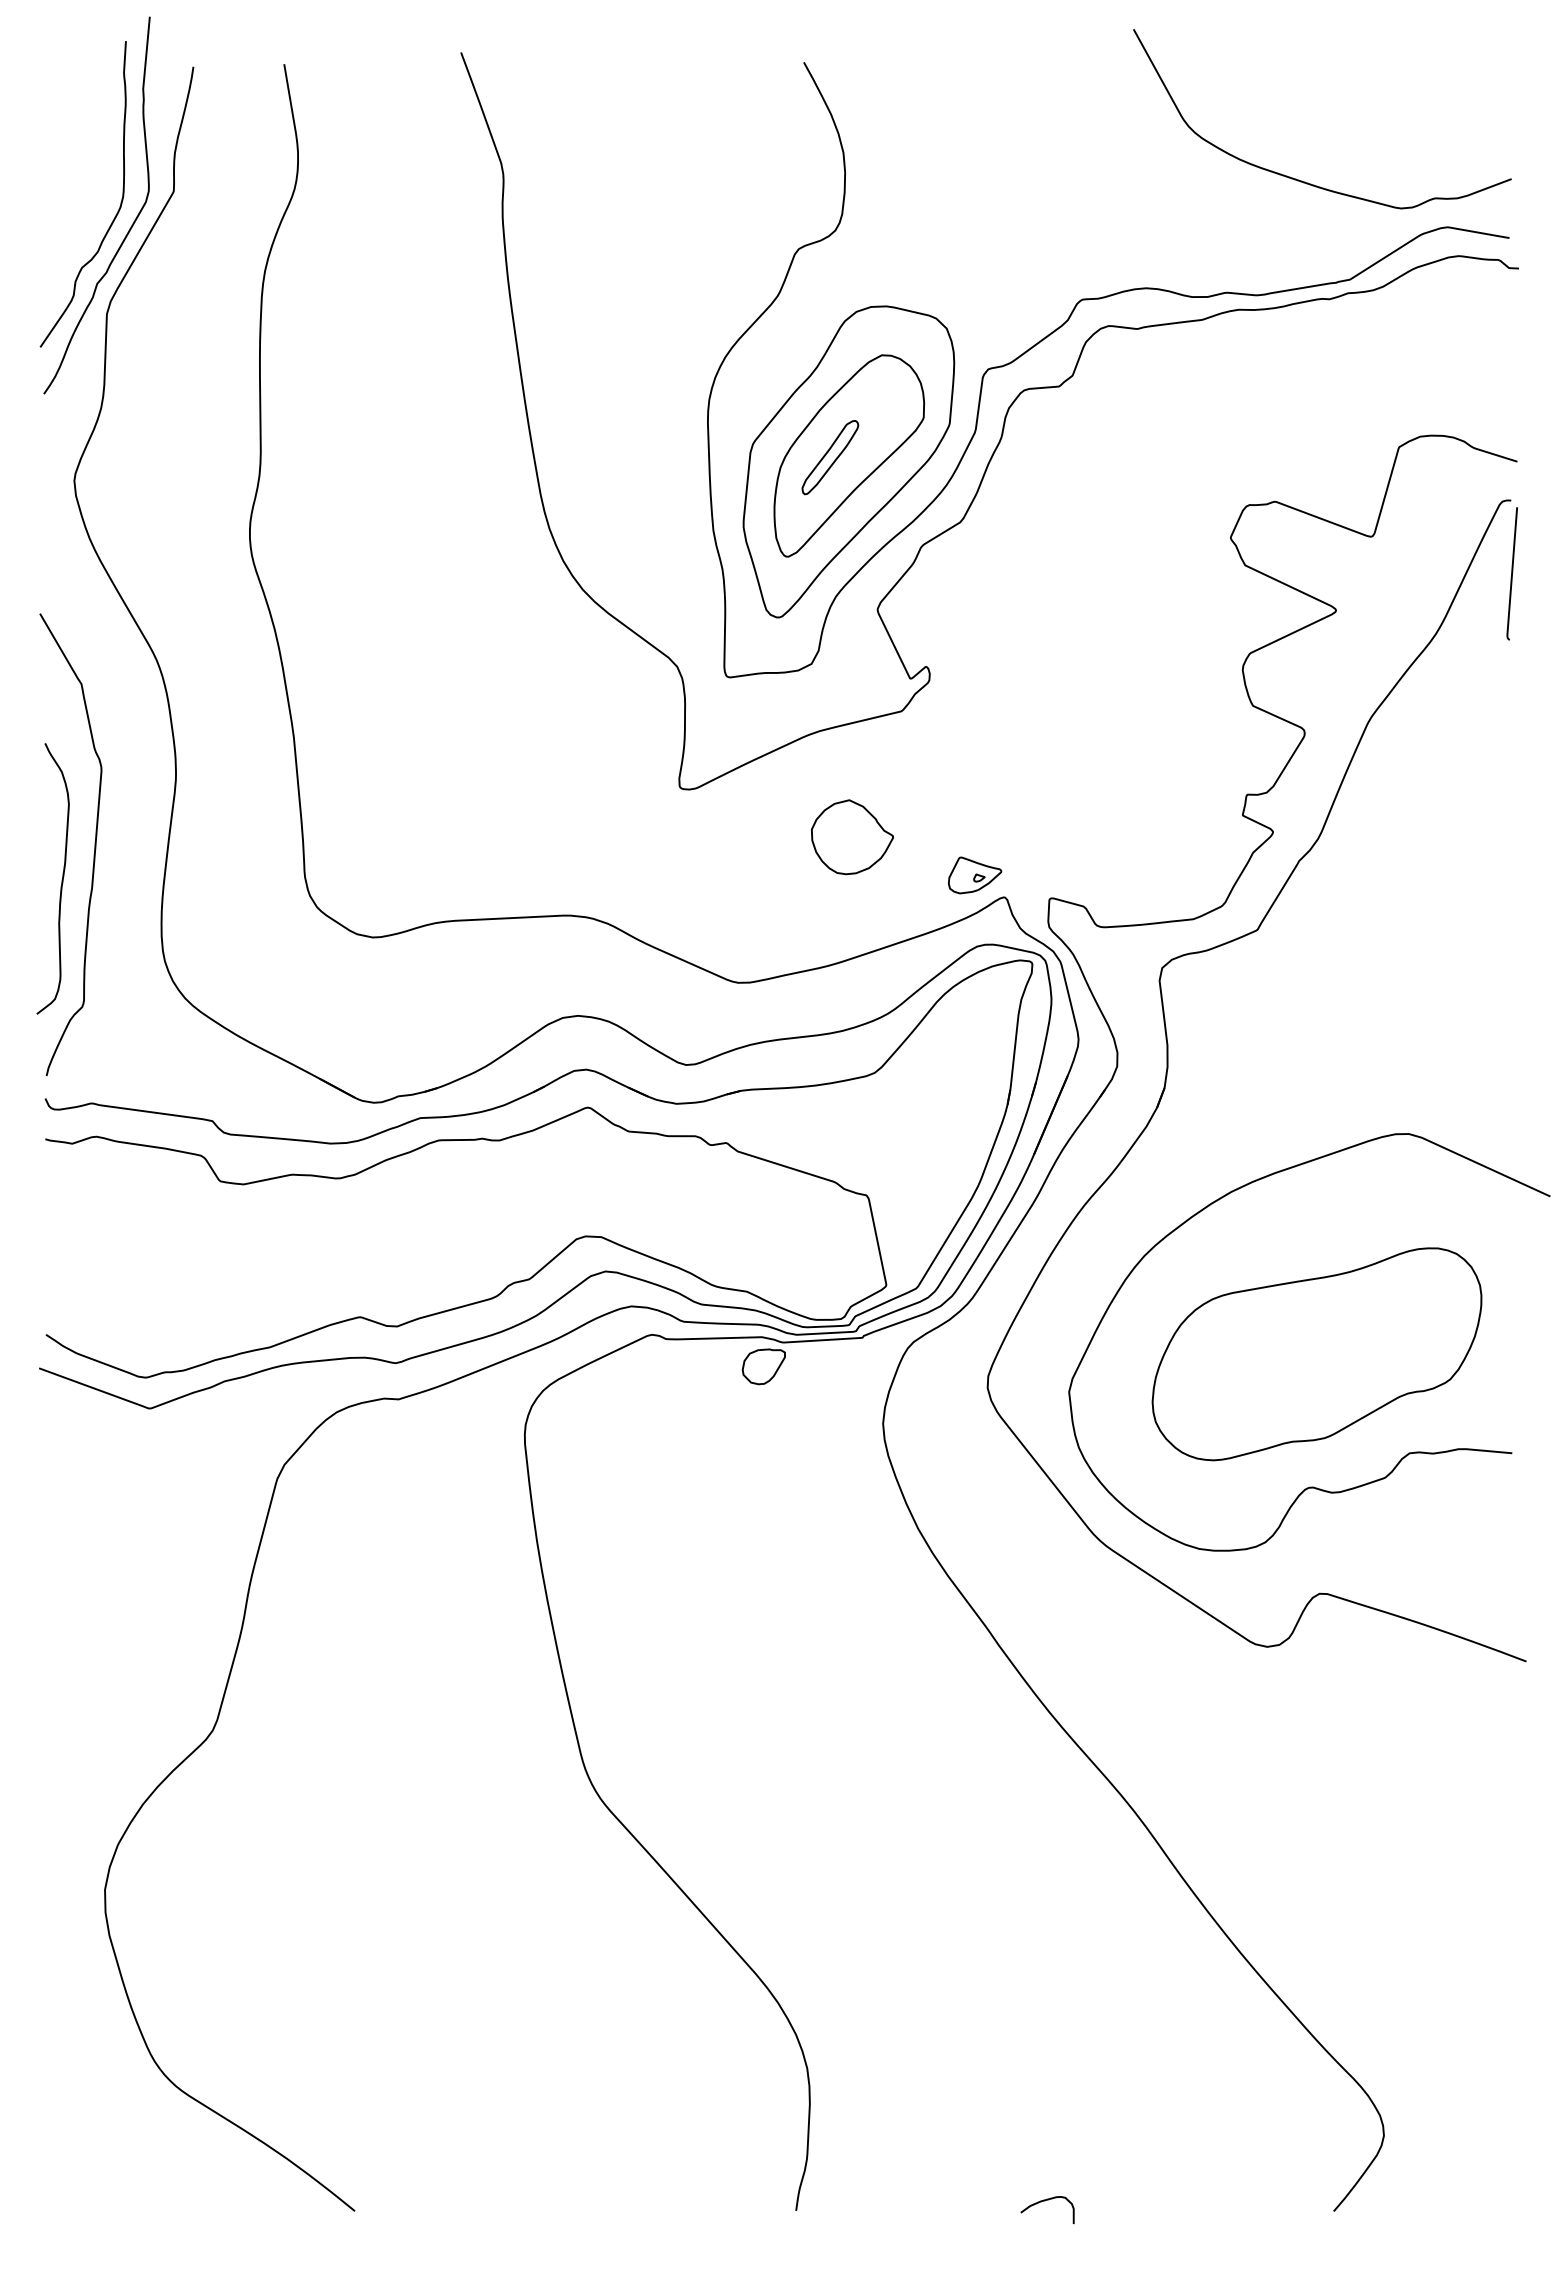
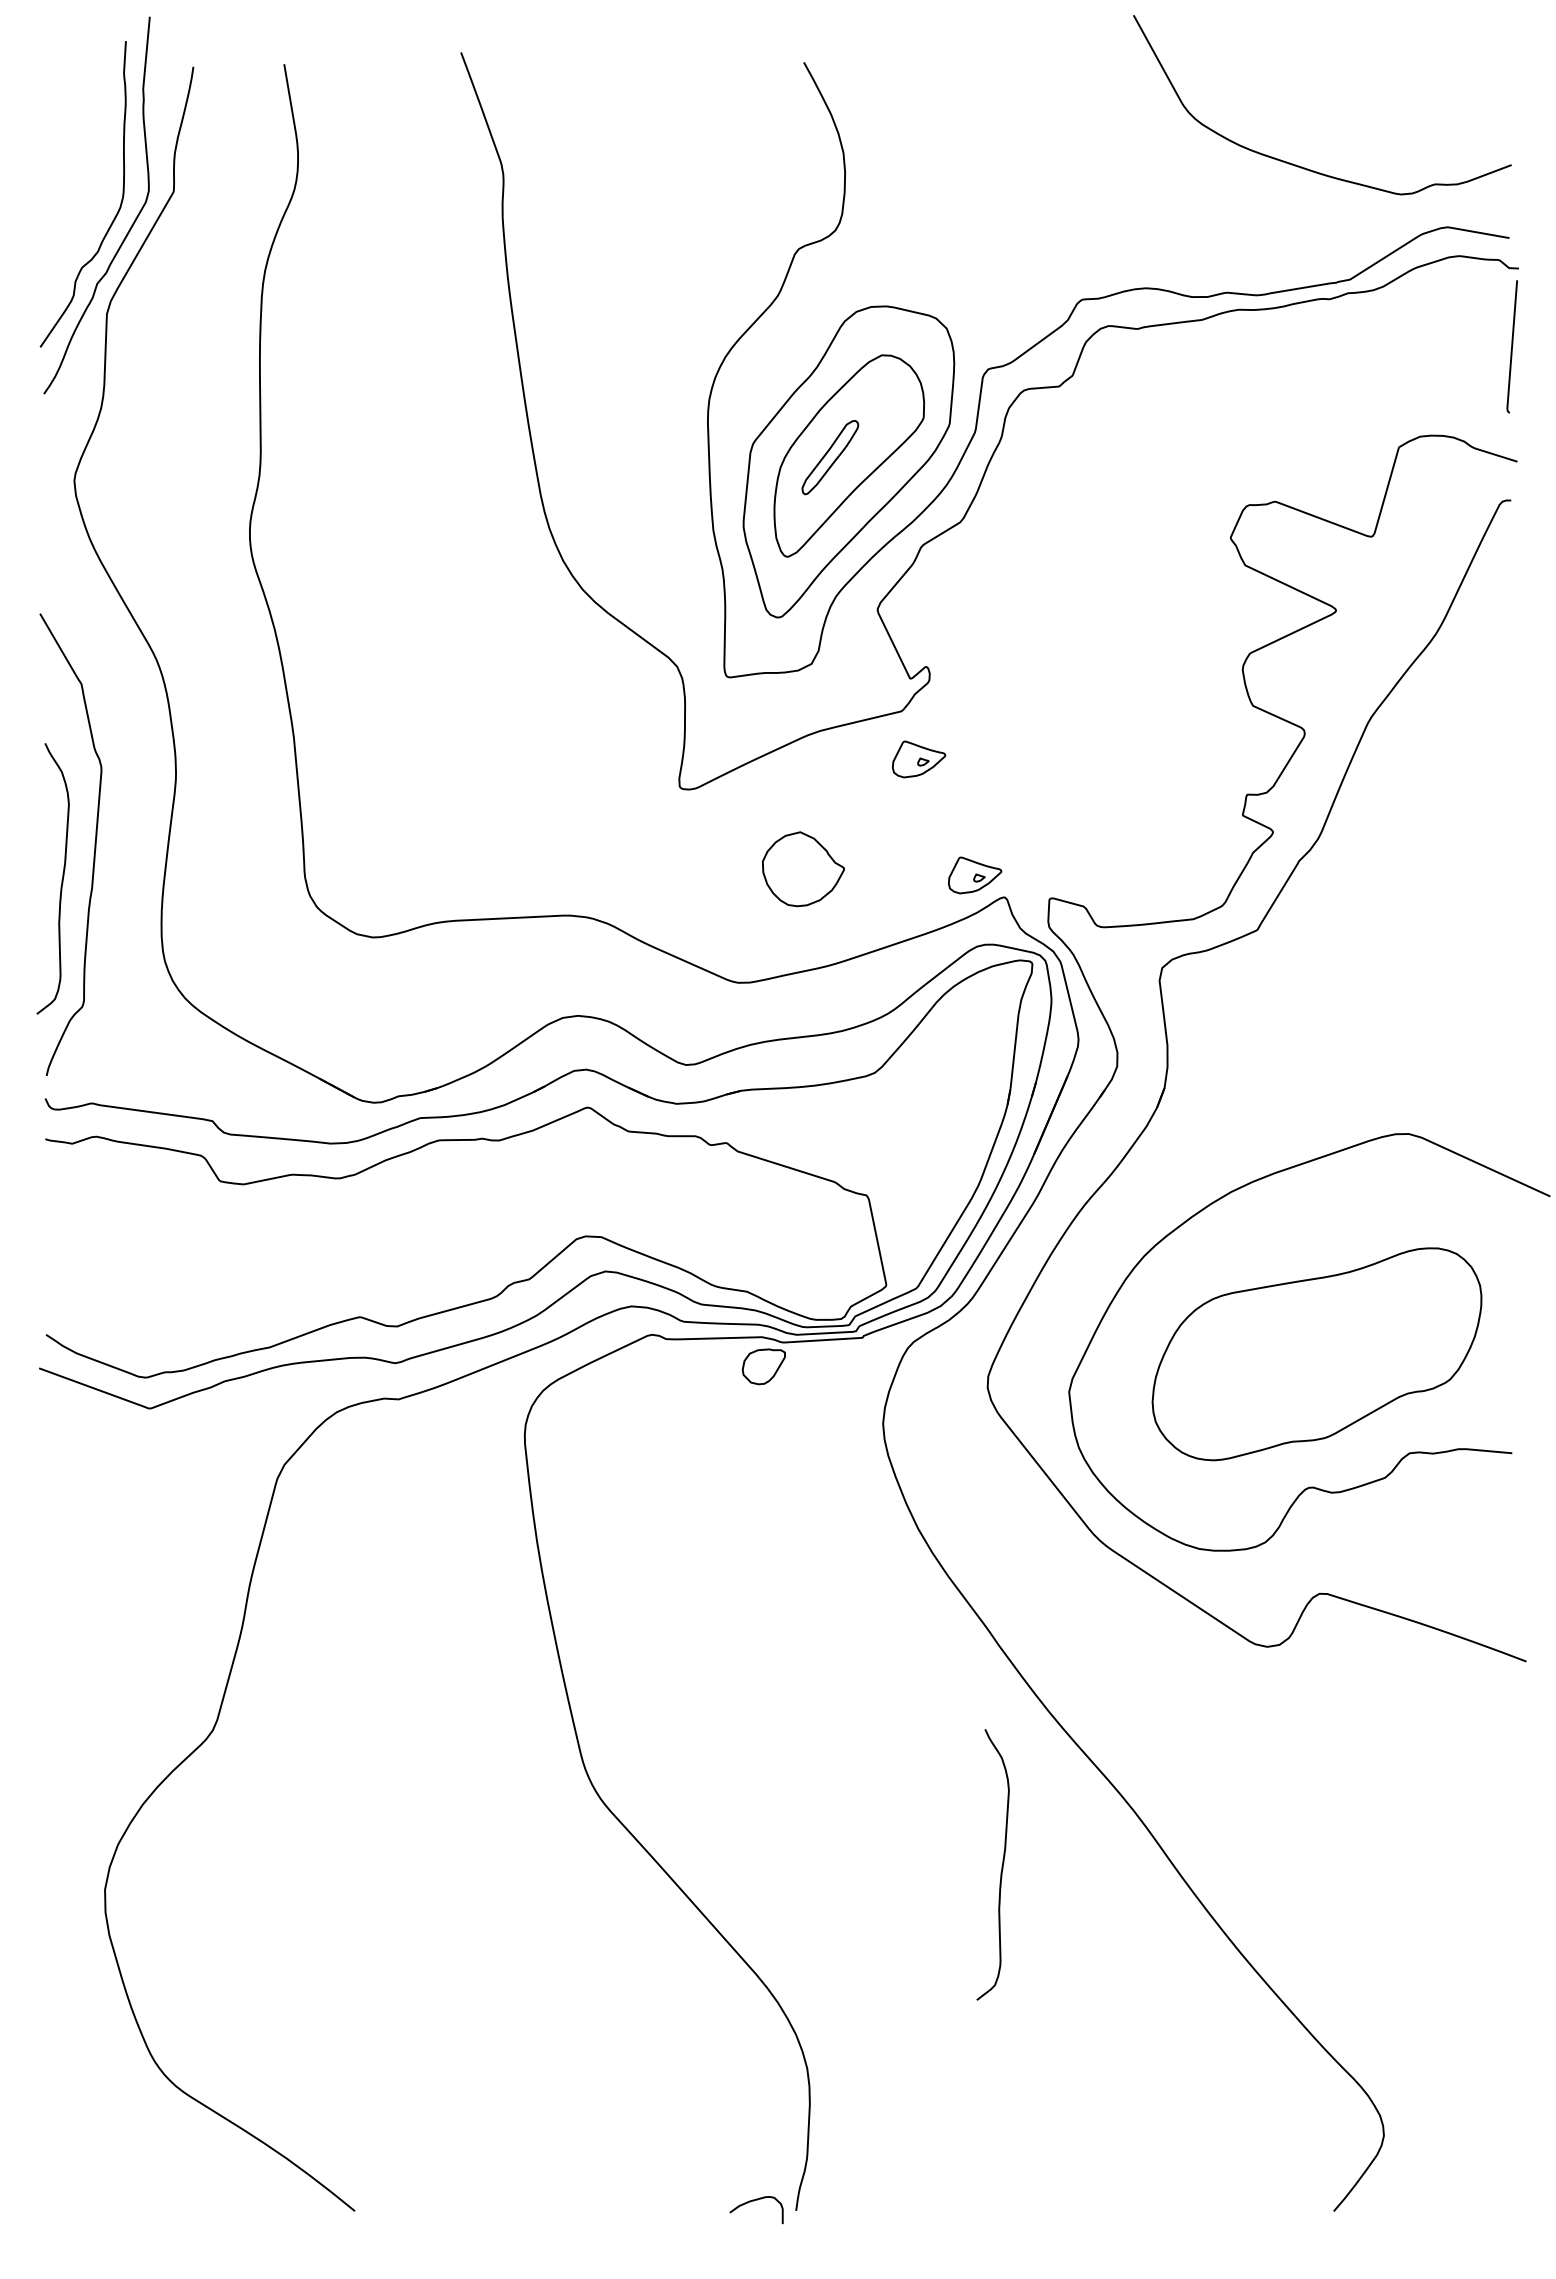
curve position: (1302, 180) -> (1302, 166) (1302, 166)
curve position: (1511, 573) -> (1511, 346) (1511, 346)
part: none -> present (918, 759)
part position: (852, 837) -> (803, 869) (803, 869)
curve: none -> present (1001, 1865)
curve position: (1045, 2201) -> (754, 2201) (754, 2201)
